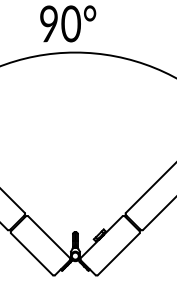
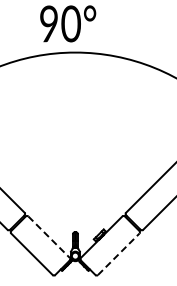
line: solid -> dashed (49, 237)
line: solid -> dashed (119, 253)
